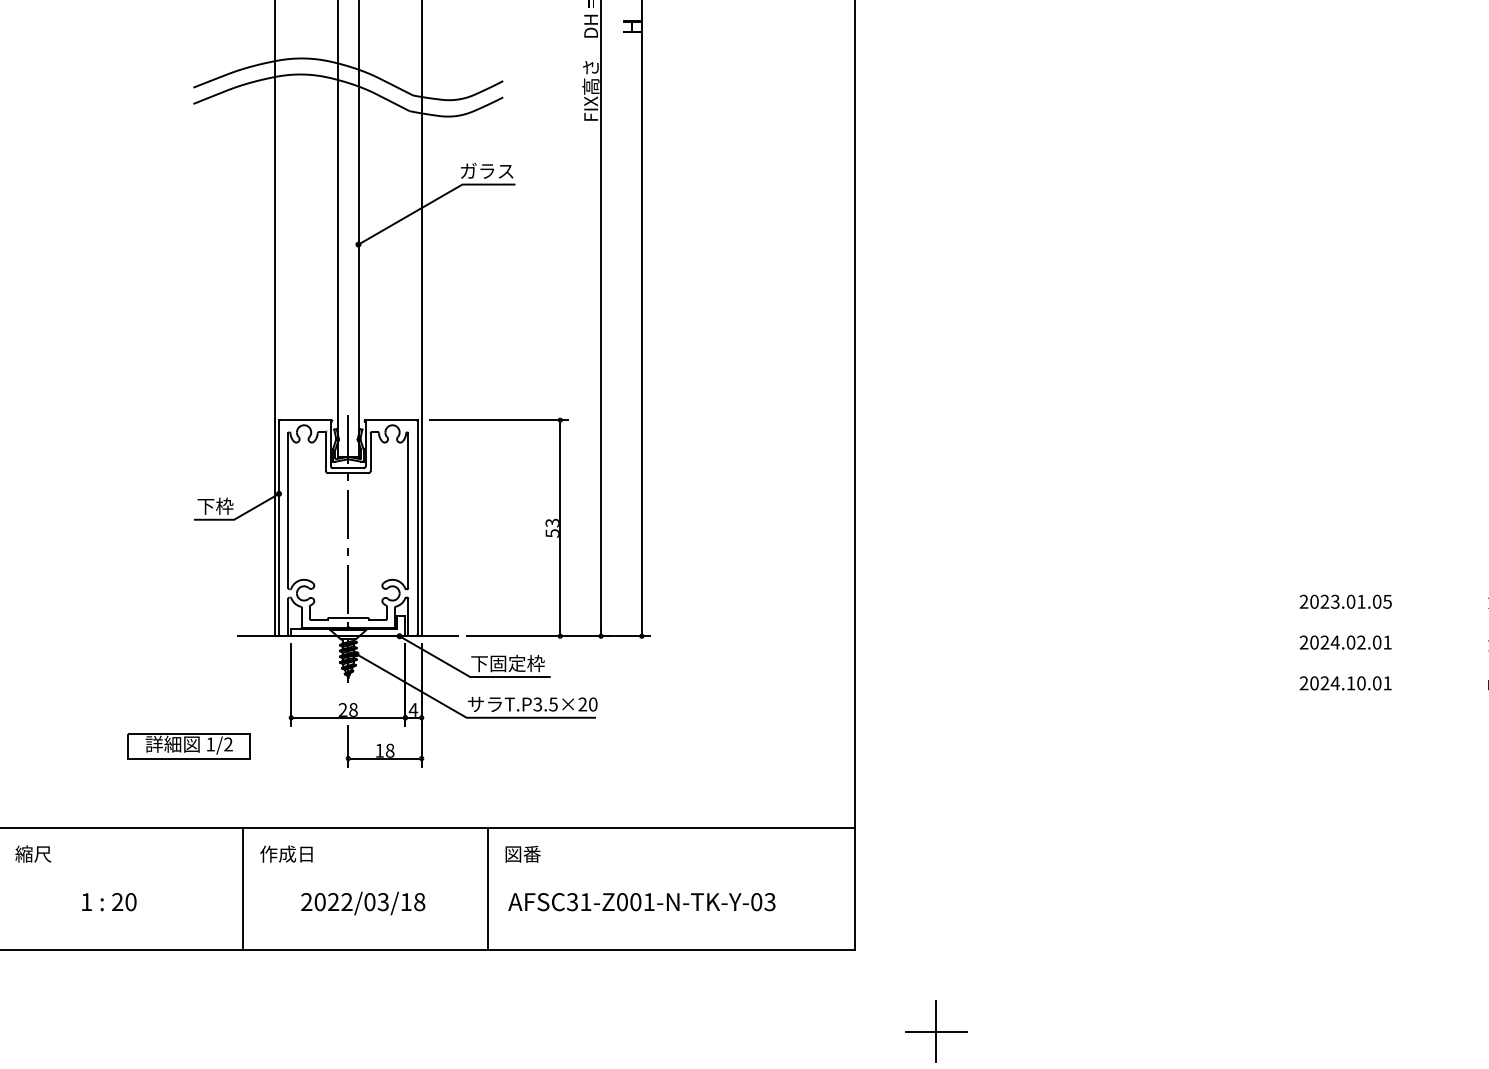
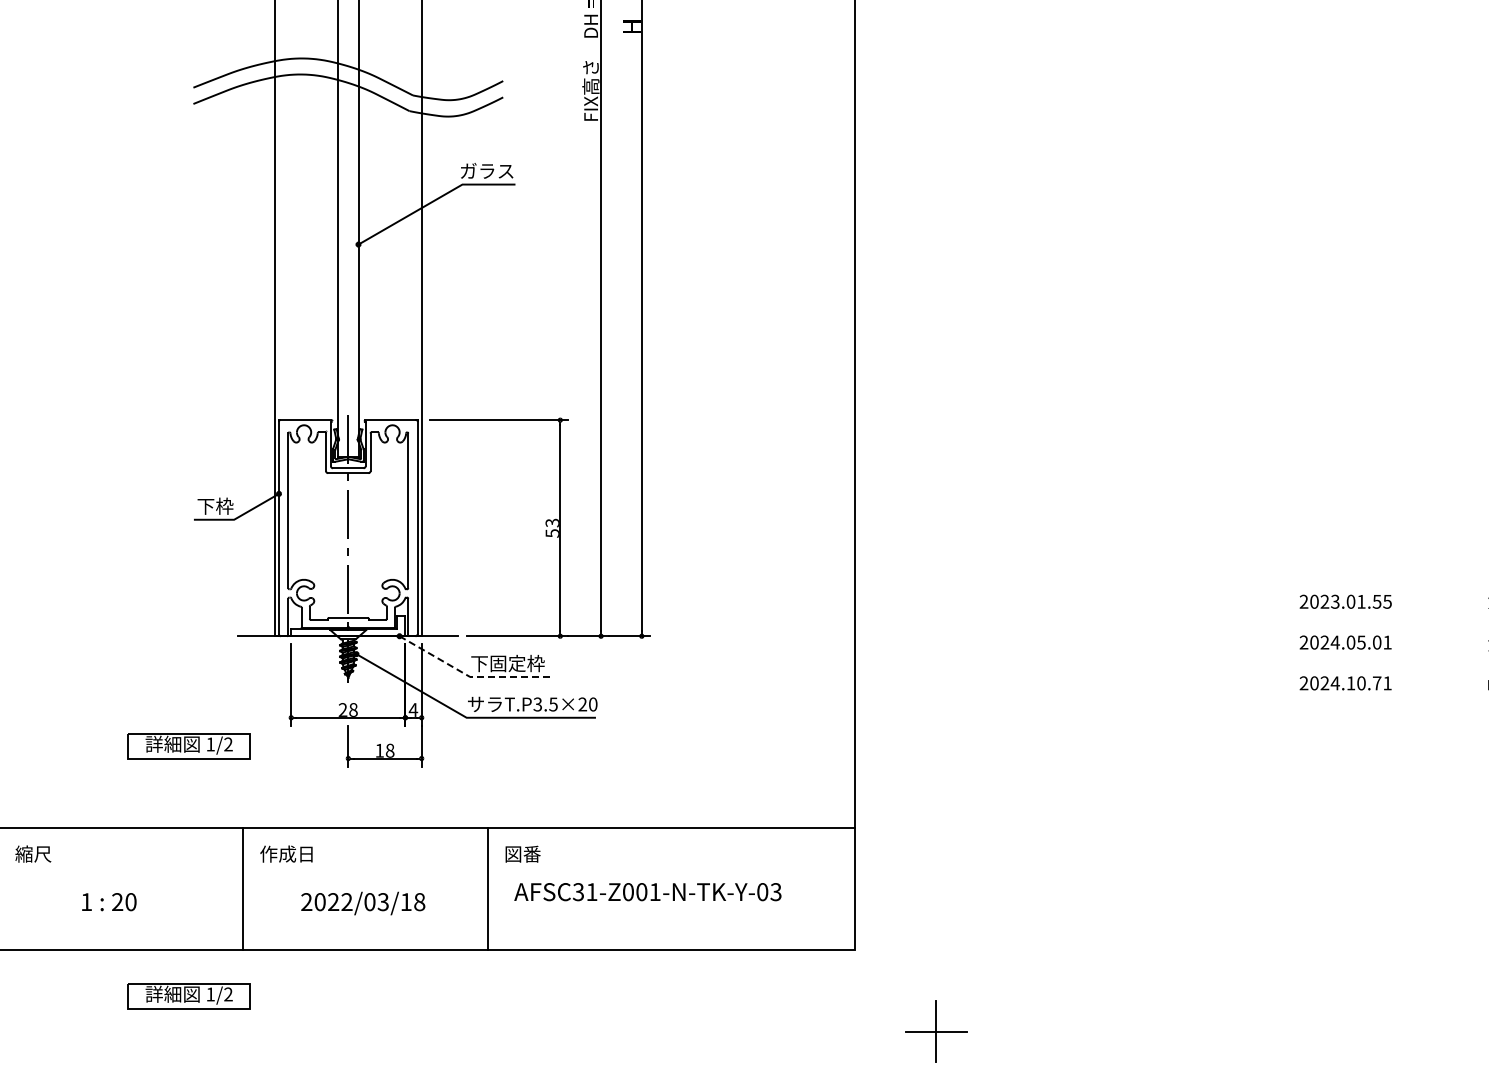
text: 2023.01.05 -> 2023.01.55 (1376, 601)
text: 2024.02.01 -> 2024.05.01 (1361, 642)
line: solid -> dashed (470, 677)
text: 2024.10.01 -> 2024.10.71 (1377, 683)
text position: (641, 902) -> (647, 892) (647, 892)
part: none -> present (188, 996)
